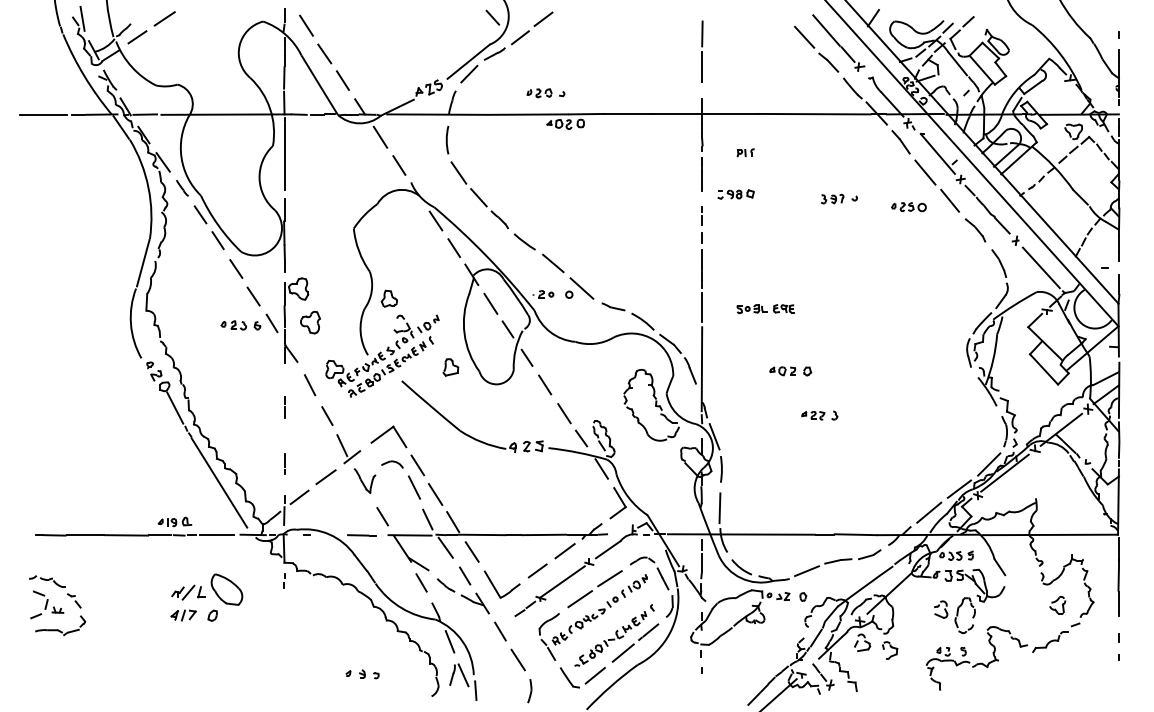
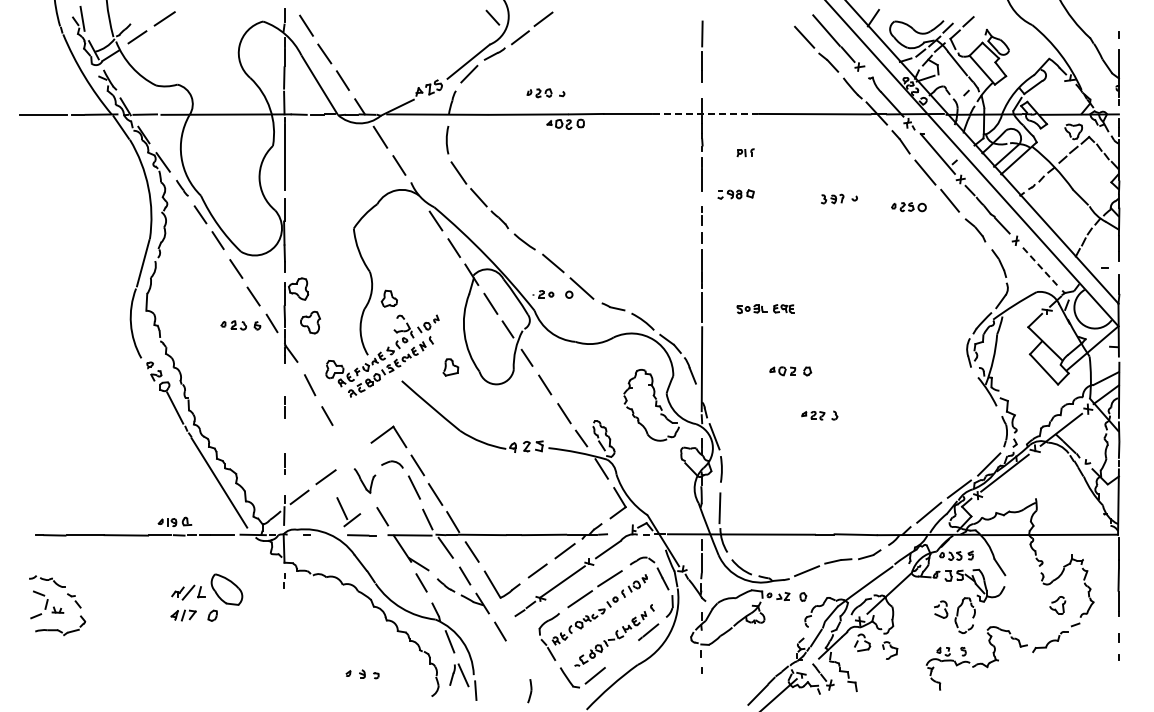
line: solid -> dashed (705, 113)
line: solid -> dashed (1041, 268)
part position: (348, 449) -> (348, 512) (348, 512)
line: present -> none (622, 652)
line: present -> none (517, 659)
